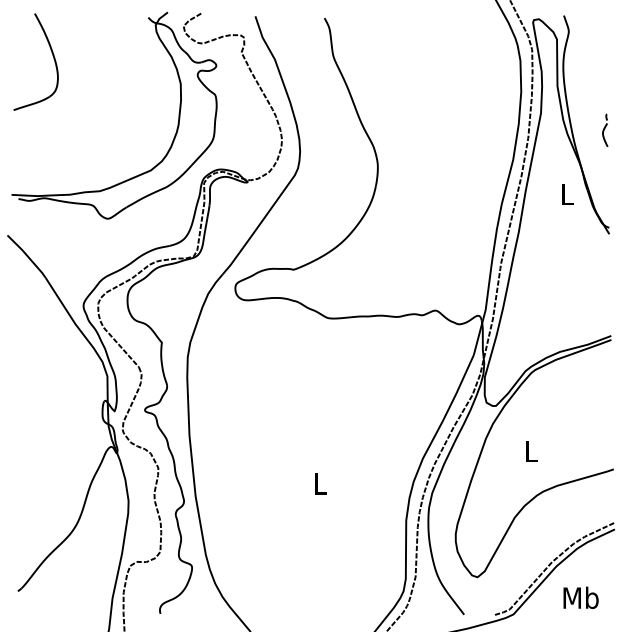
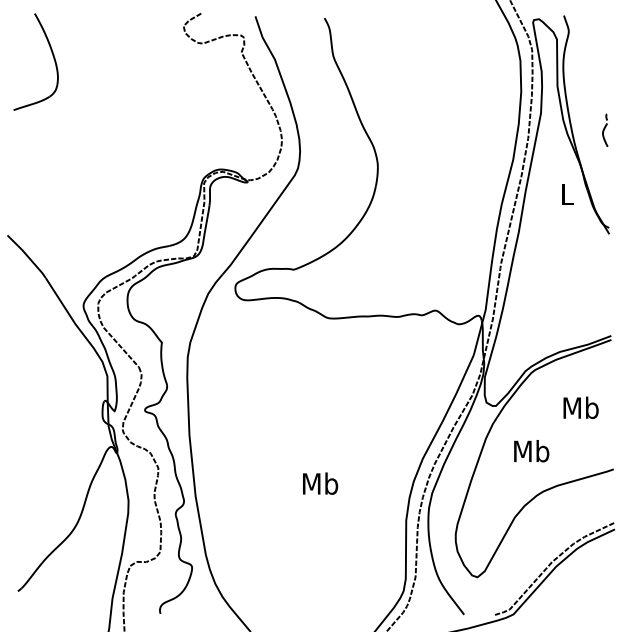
part: present -> none (173, 137)
text: L -> Mb (531, 451)
text: L -> Mb (320, 483)
text position: (580, 597) -> (580, 407) (580, 407)
